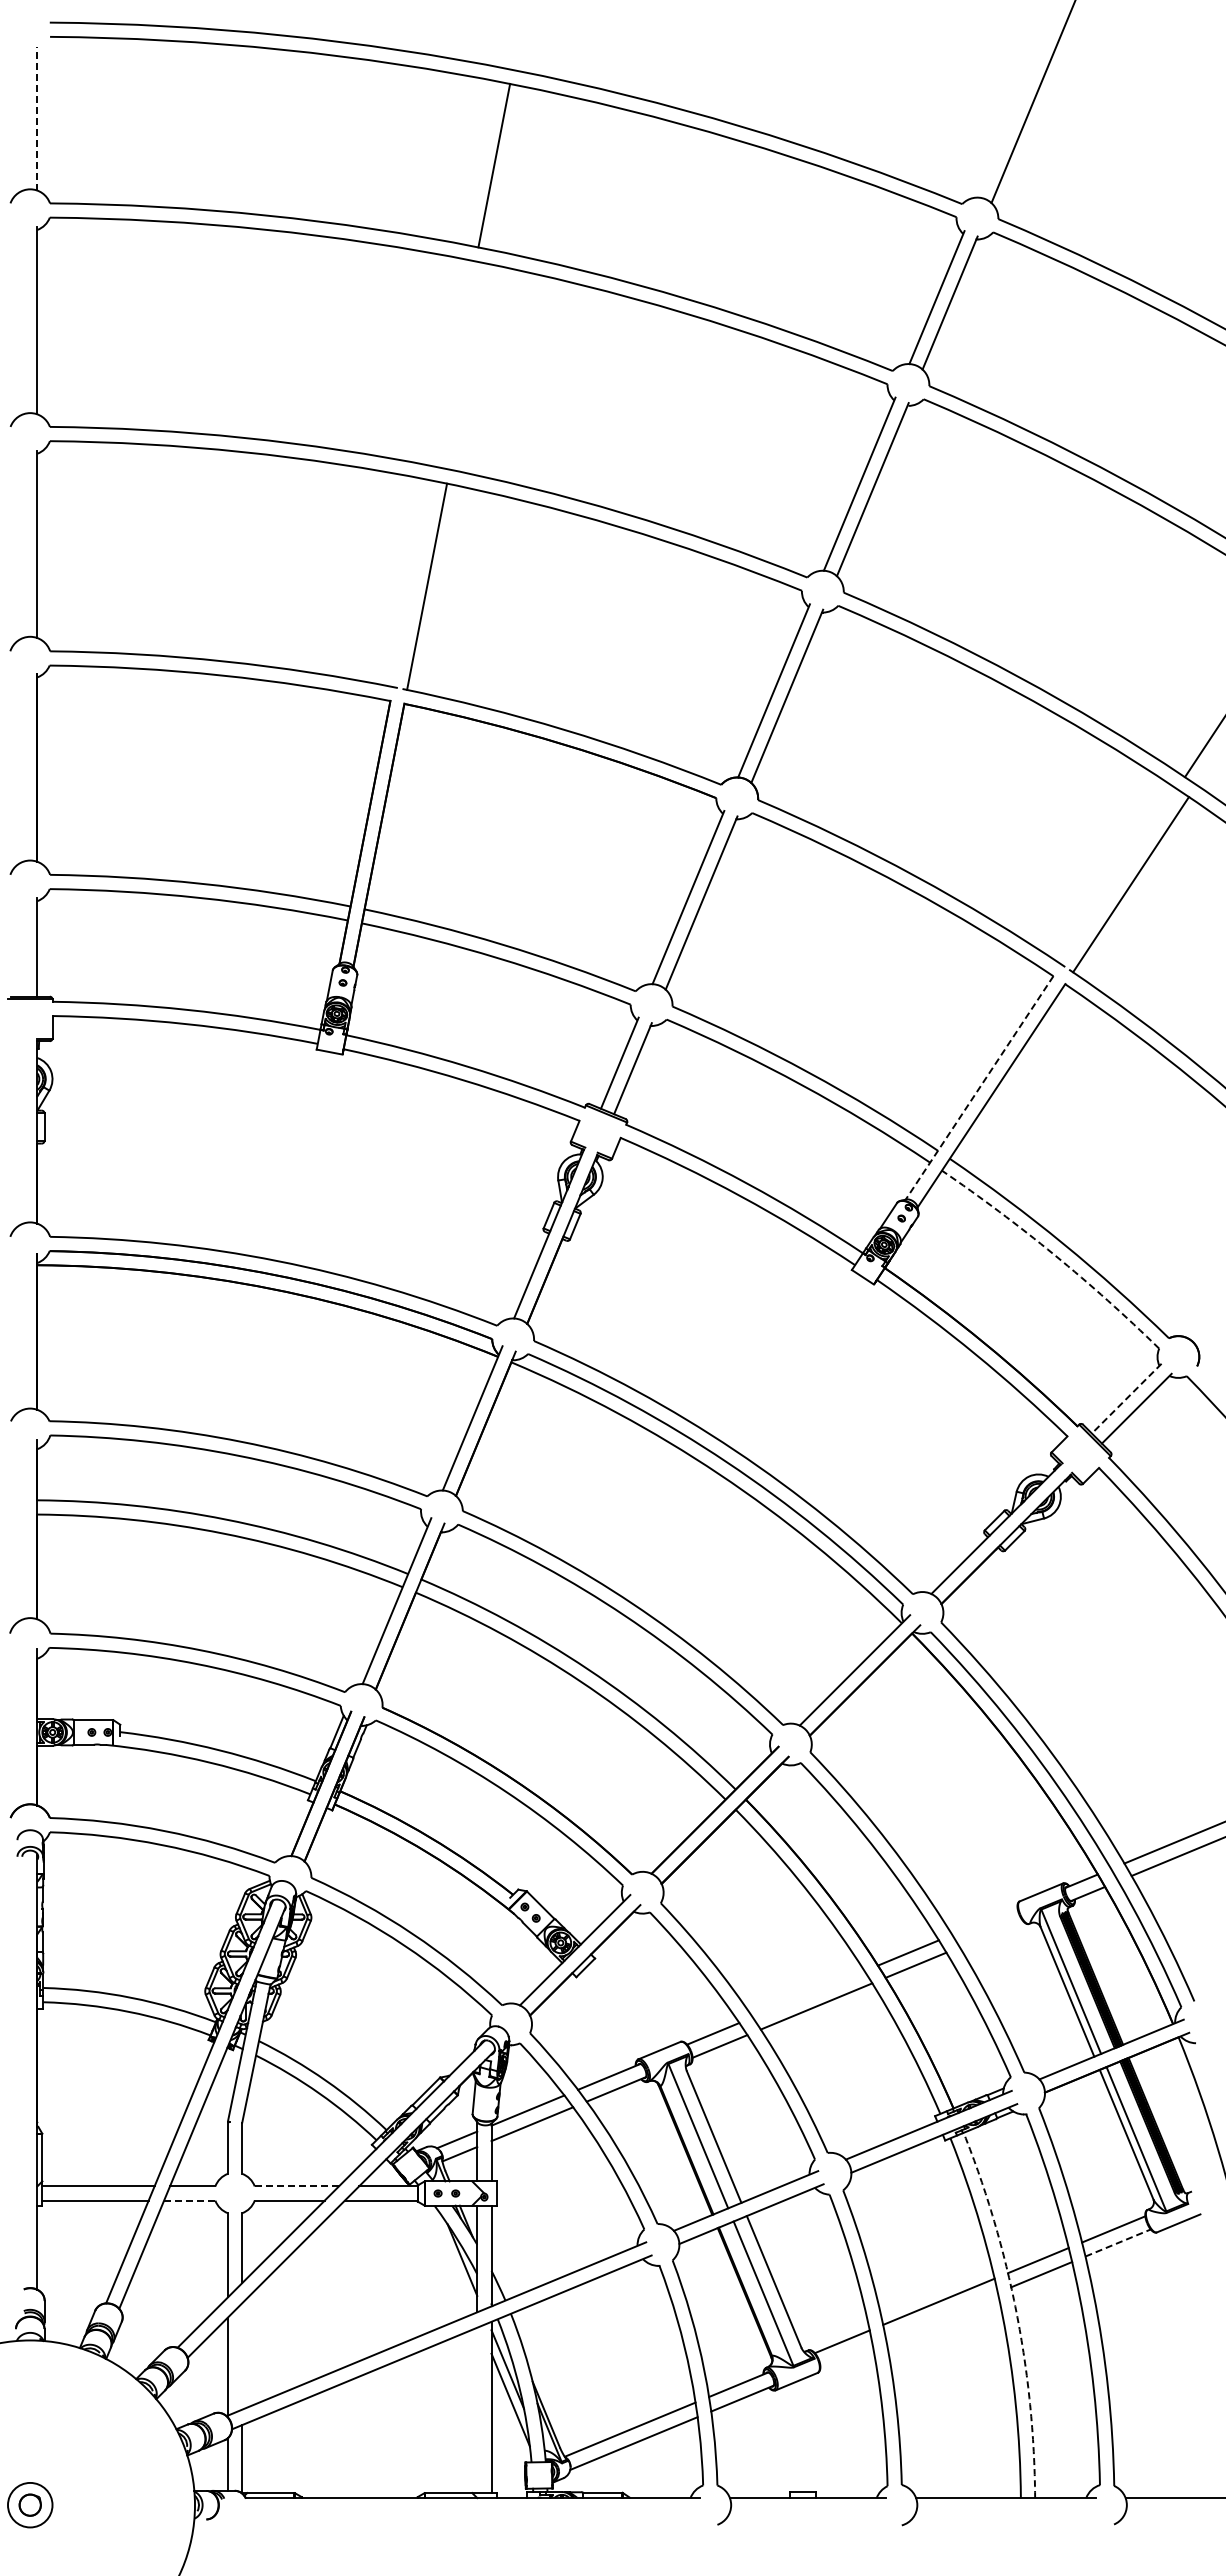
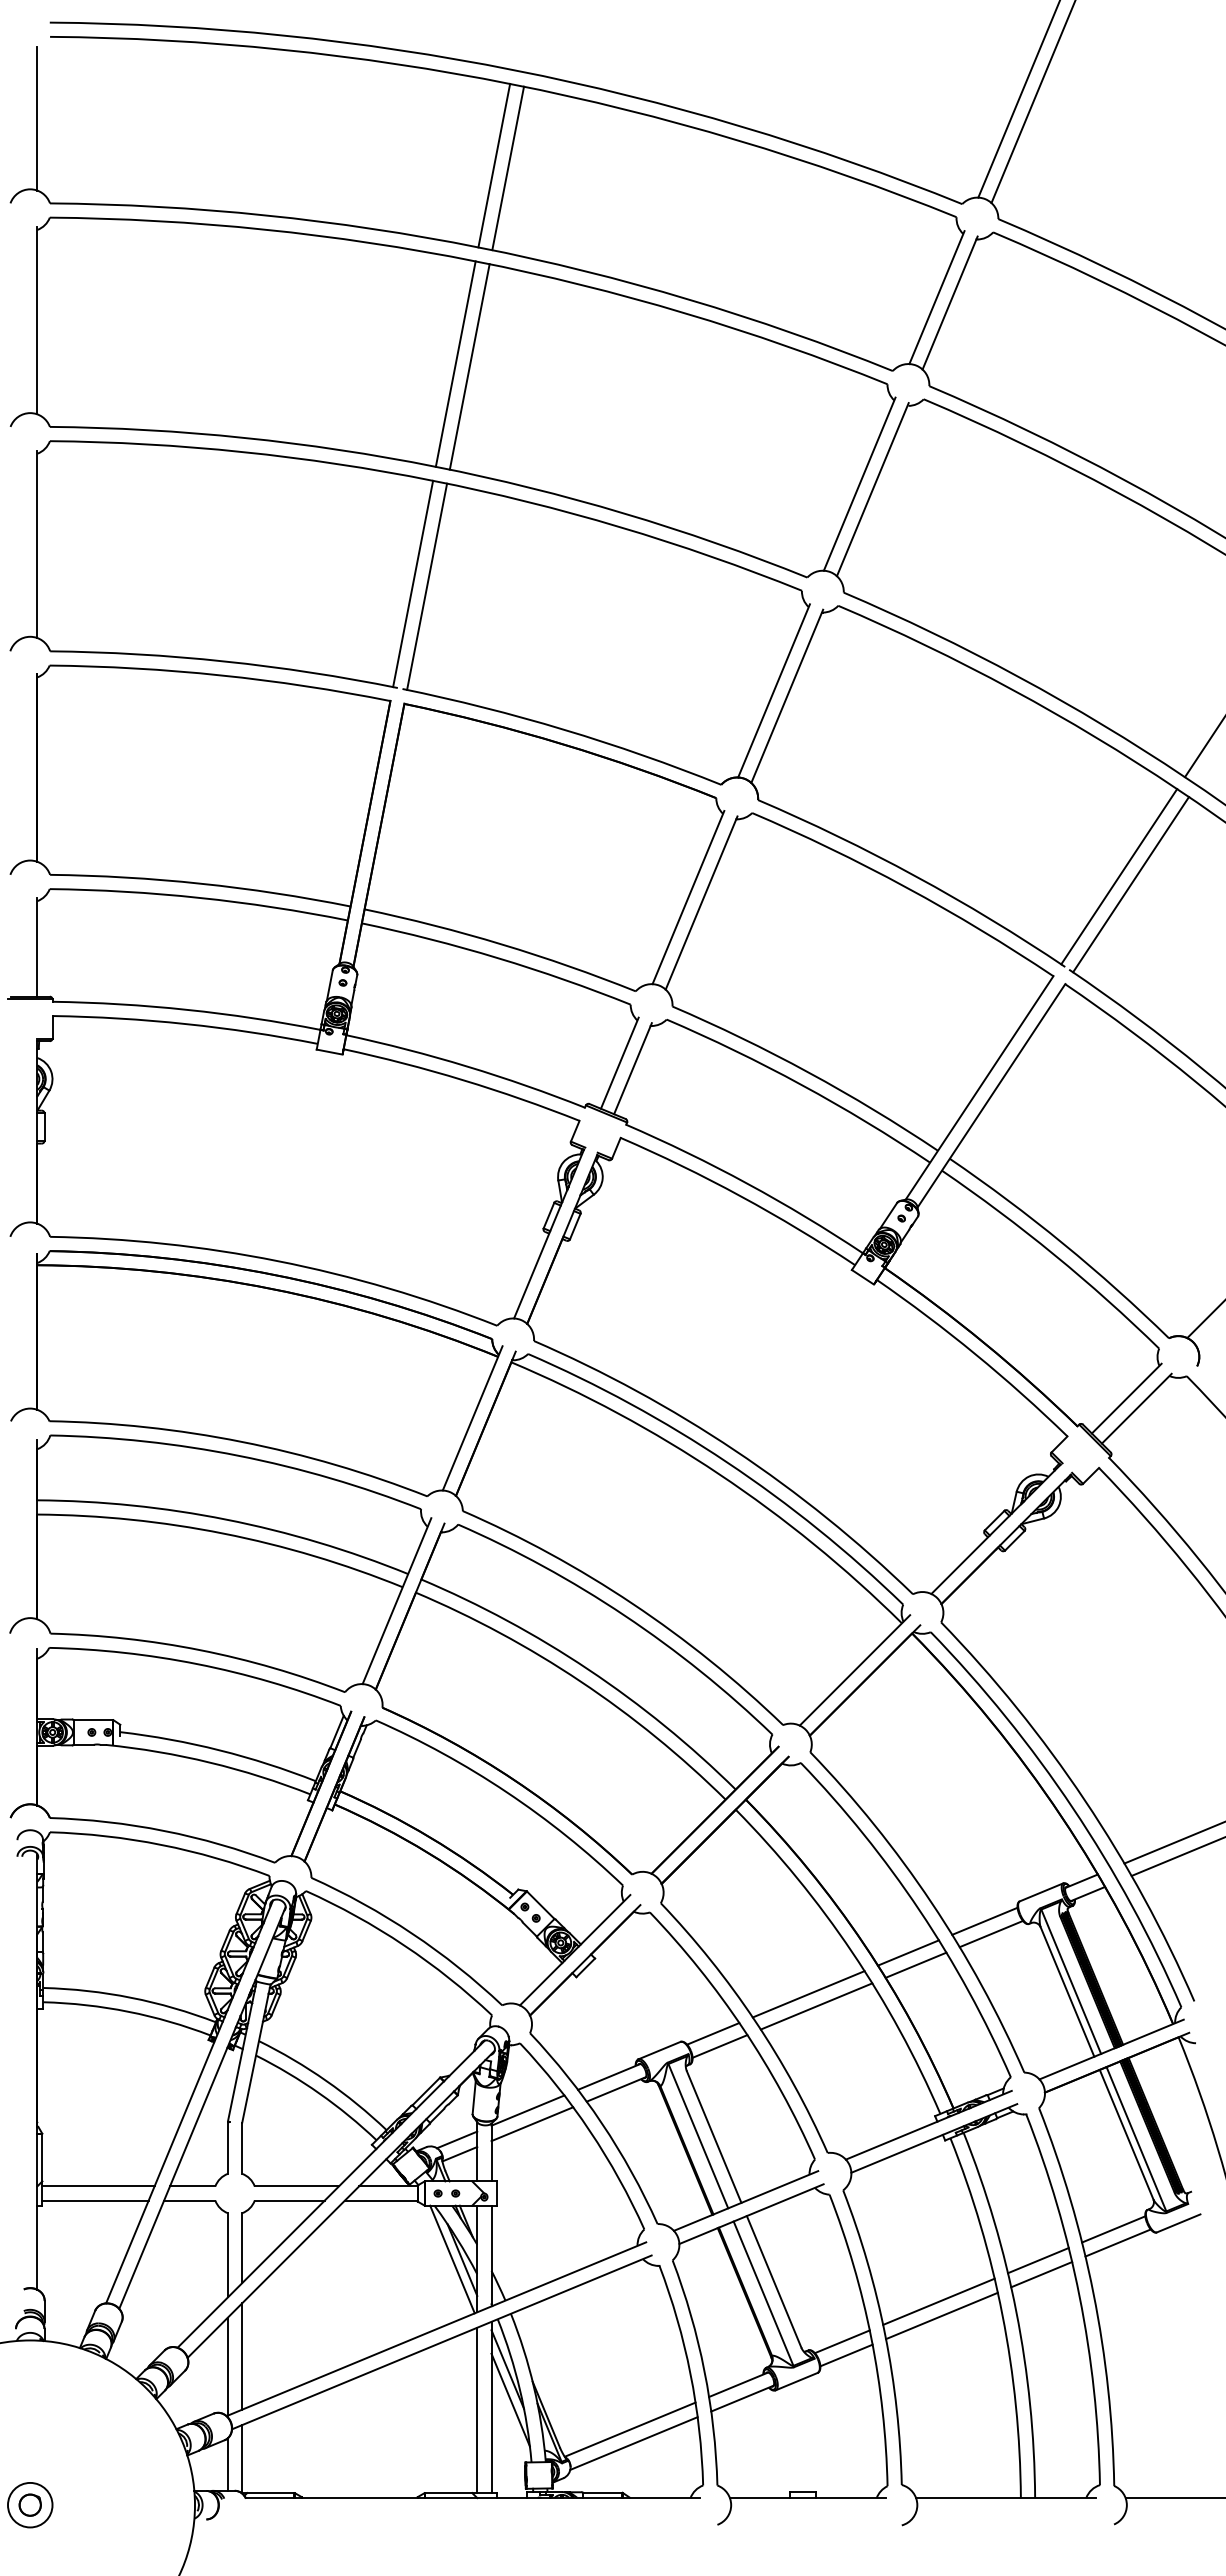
line: none -> present (1018, 99)
line: dashed -> solid (37, 118)
line: none -> present (508, 168)
line: none -> present (455, 363)
line: none -> present (469, 366)
line: none -> present (413, 583)
line: none -> present (1119, 876)
line: dashed -> solid (979, 1087)
arc: dashed -> solid (1054, 1254)
line: none -> present (1204, 1320)
line: dashed -> solid (1126, 1399)
line: none -> present (984, 1920)
line: none -> present (991, 1933)
line: none -> present (808, 1994)
line: dashed -> solid (296, 2186)
line: dashed -> solid (189, 2200)
line: dashed -> solid (1118, 2242)
line: none -> present (452, 2259)
arc: dashed -> solid (1016, 2312)
line: none -> present (941, 2315)
line: none -> present (846, 2355)
line: none -> present (242, 2356)
line: none -> present (477, 2410)
